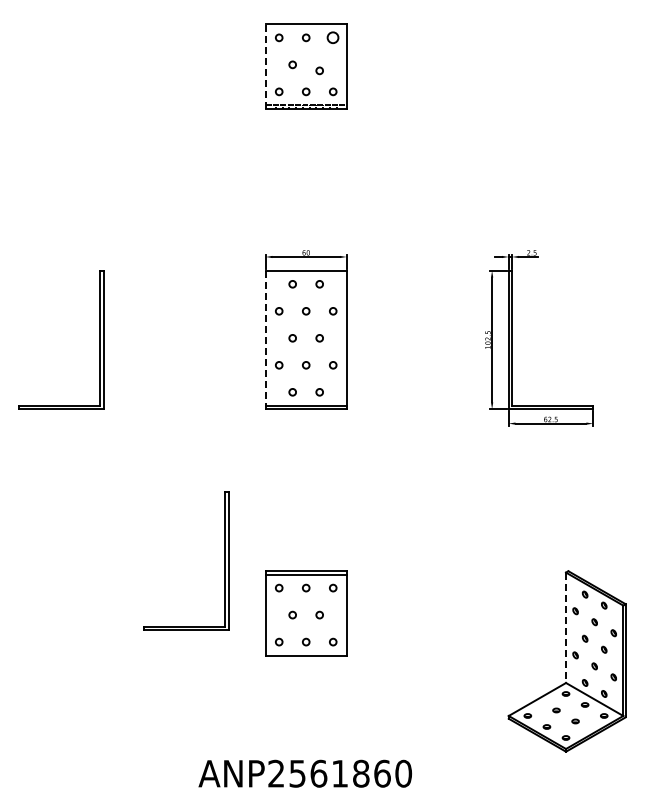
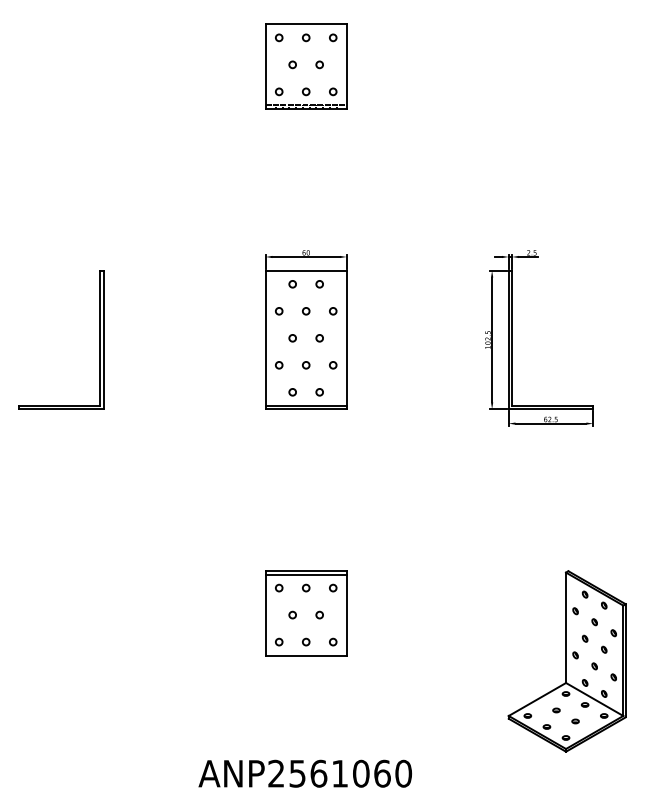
circle size: 14x13 px -> 9x10 px (333, 37)
line: dashed -> solid (265, 66)
circle position: (319, 70) -> (319, 64) (319, 64)
line: dashed -> solid (265, 338)
part: present -> none (224, 560)
line: dashed -> solid (566, 628)
text: ANP2561860 -> ANP2561060 (361, 773)
